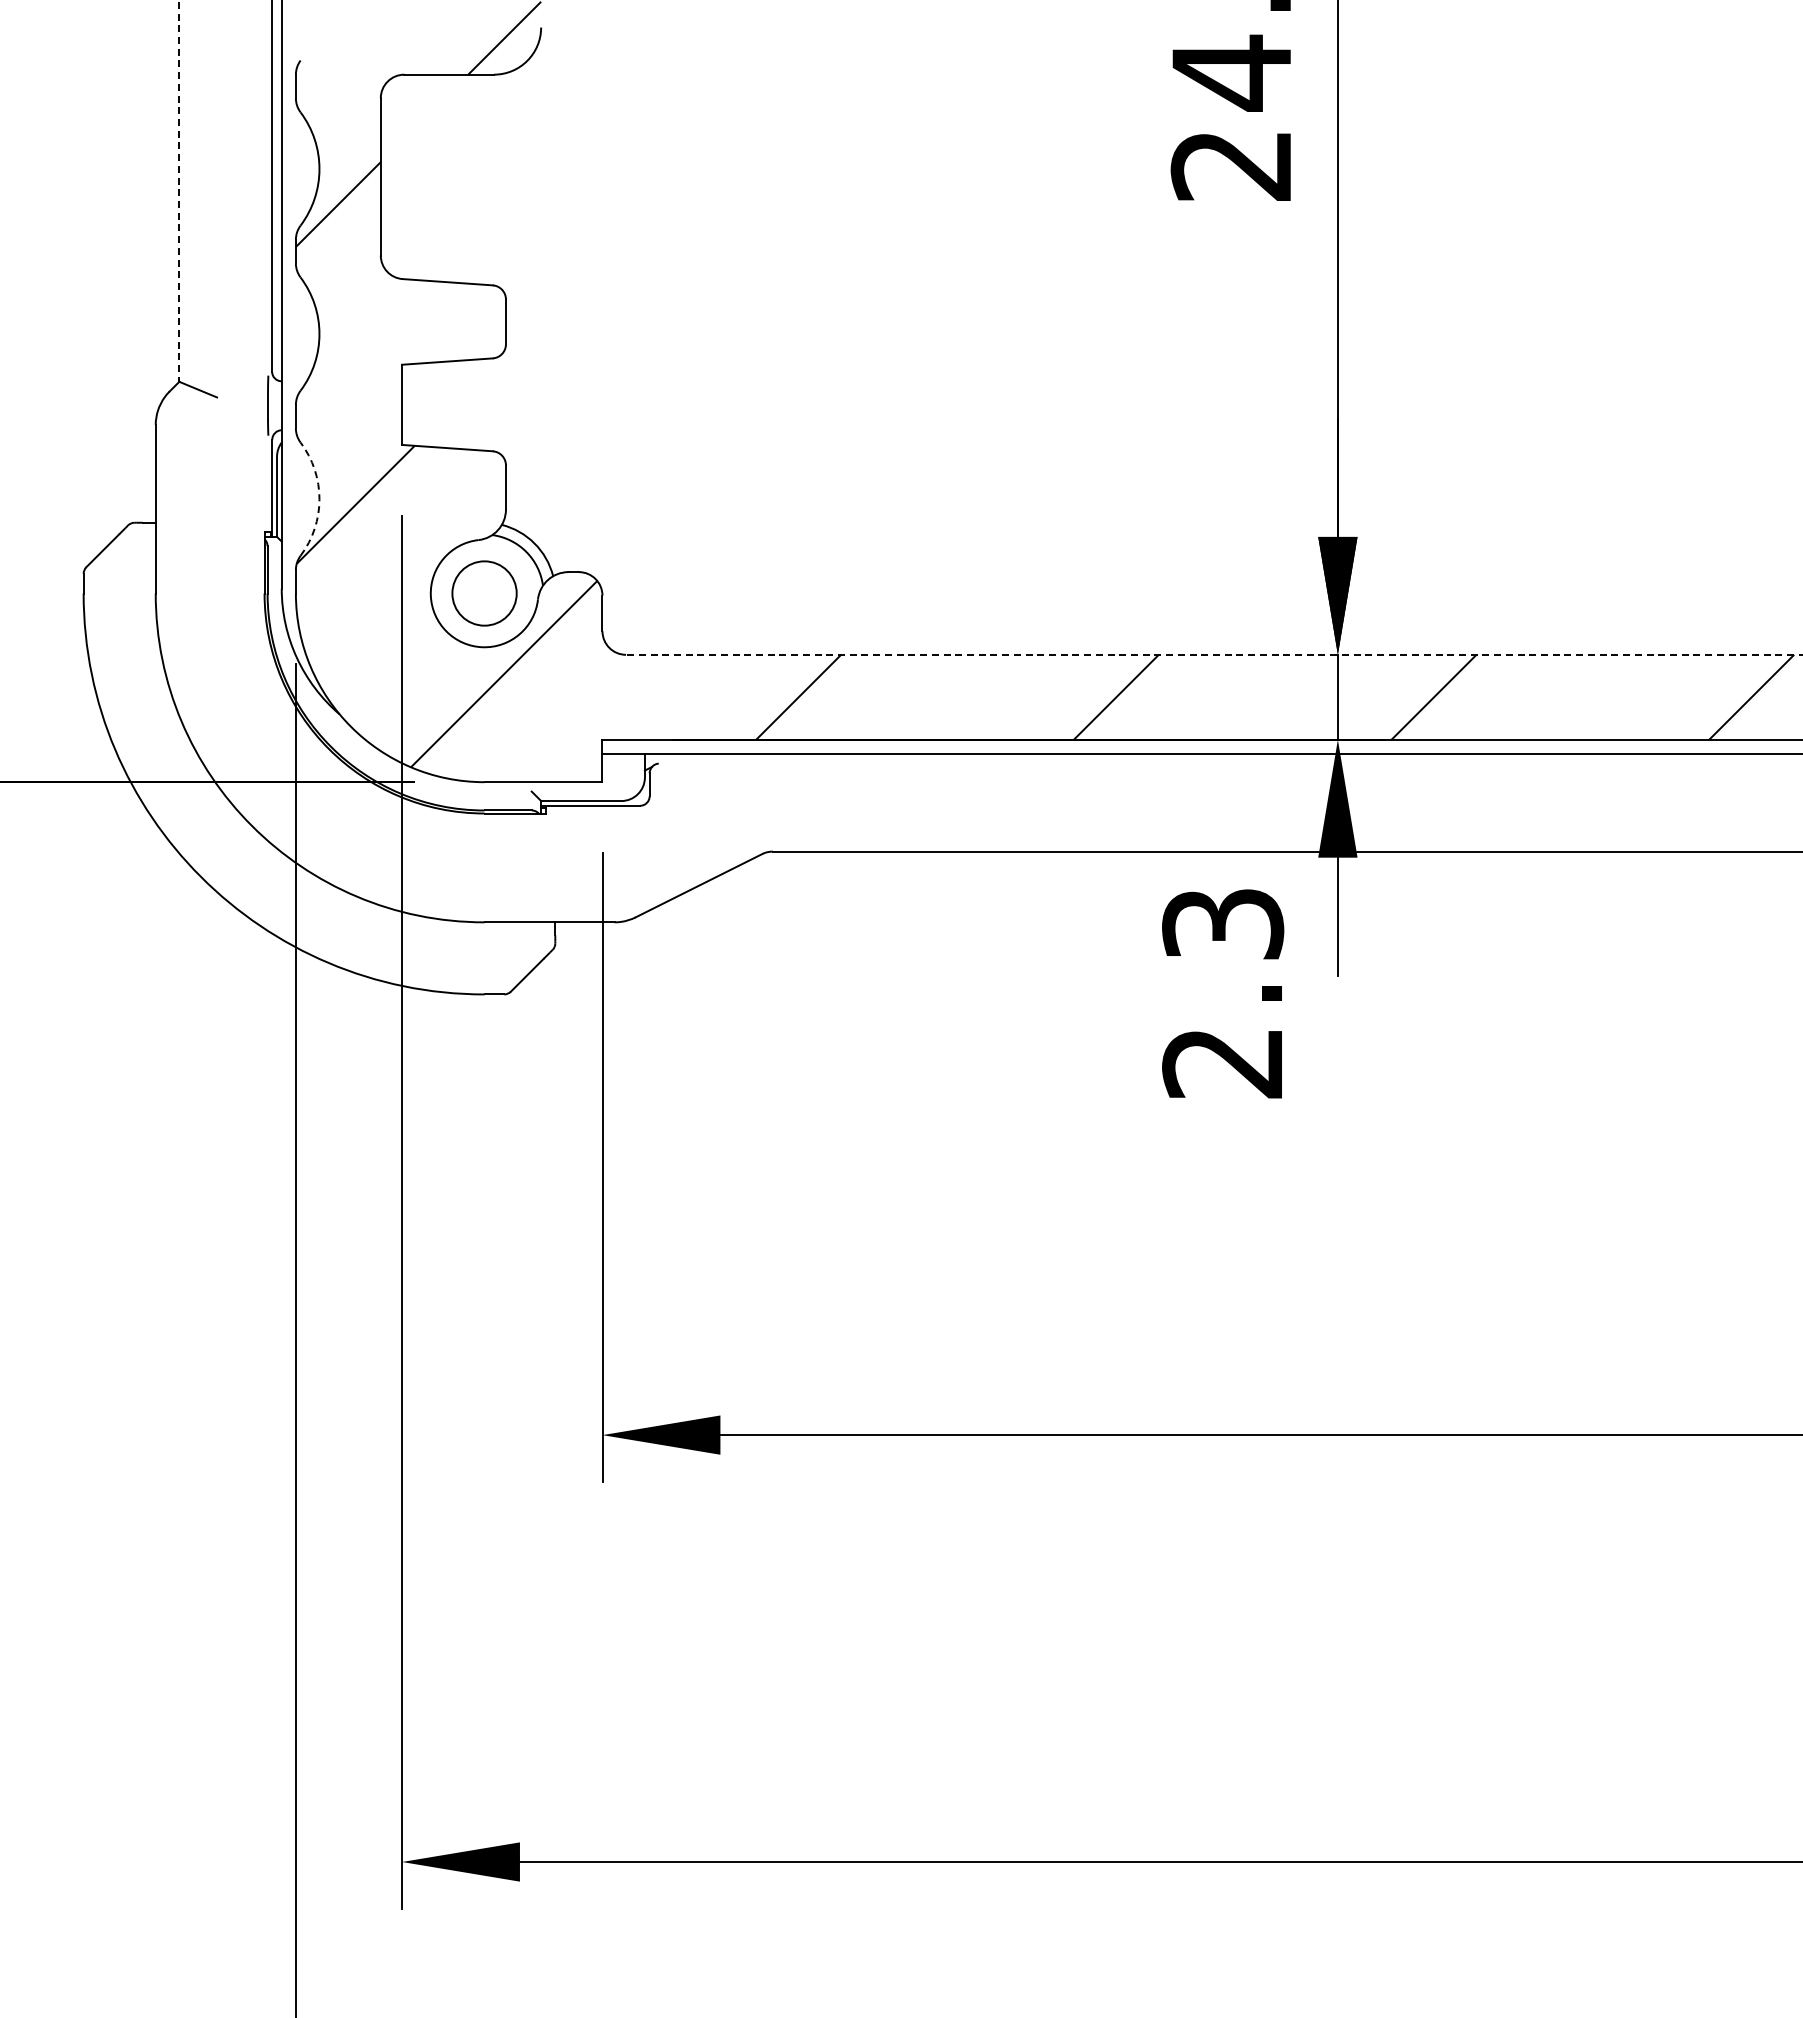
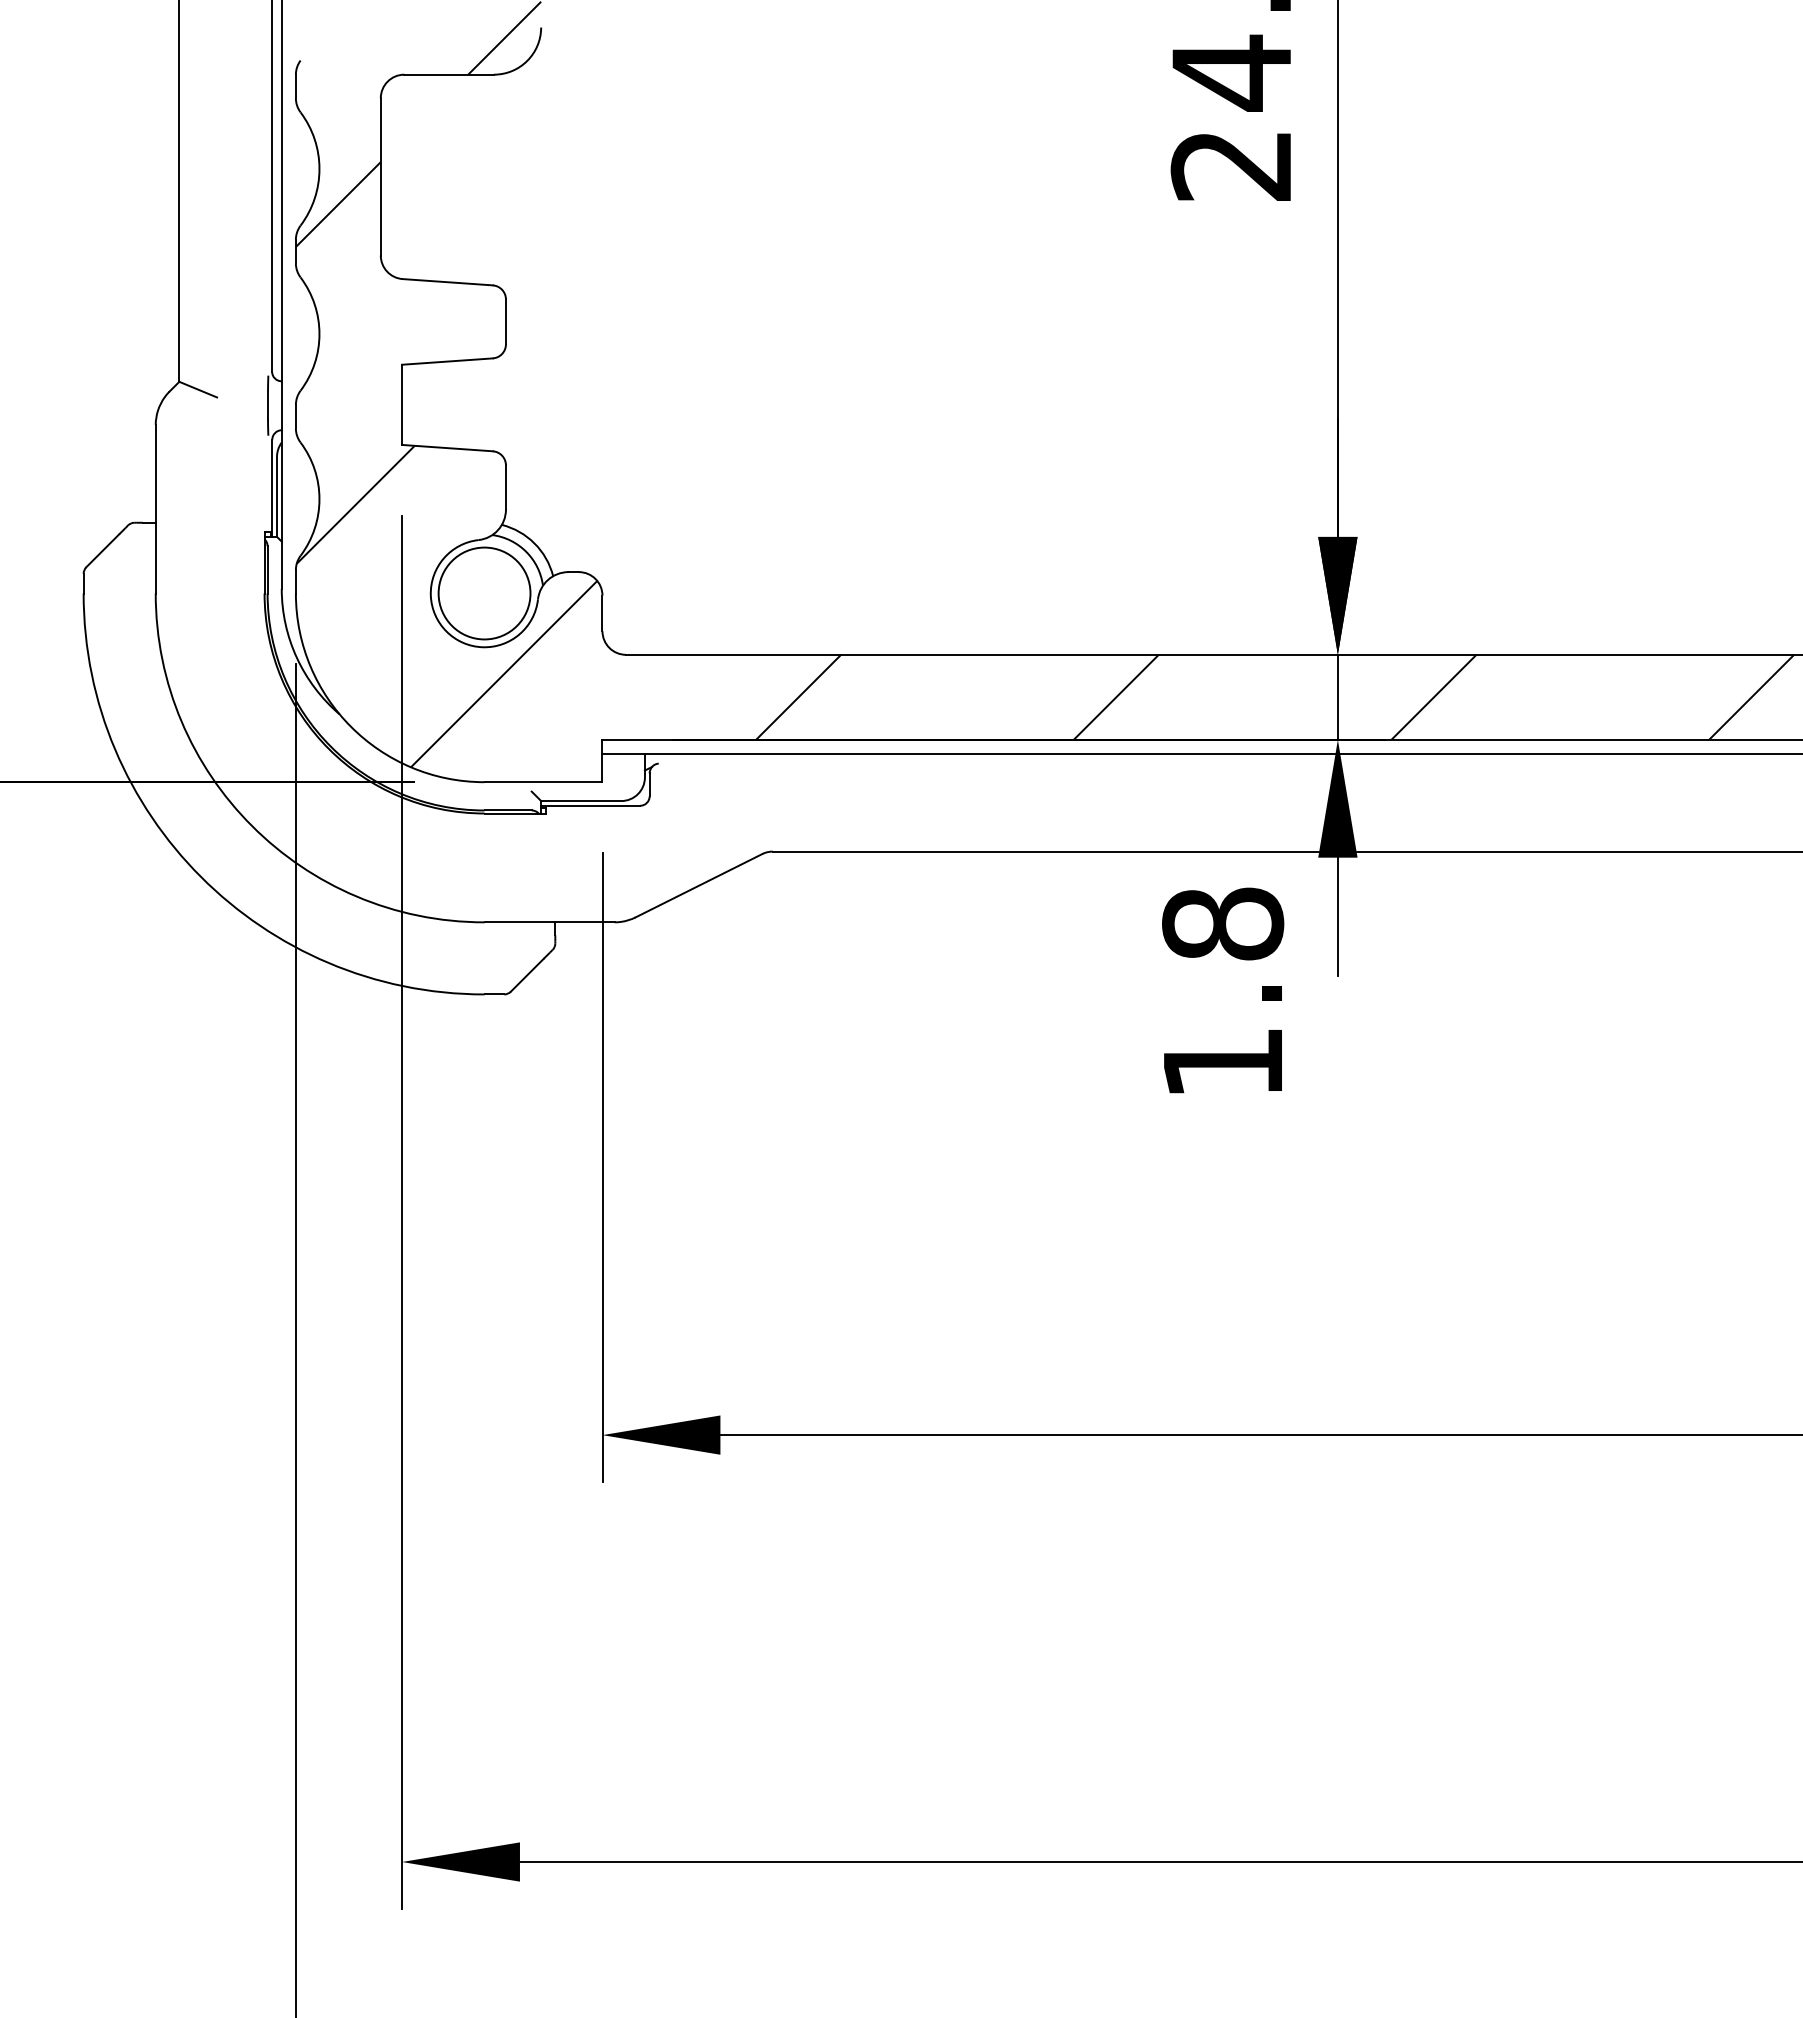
line: dashed -> solid (179, 191)
arc: dashed -> solid (319, 499)
circle diameter: 64 px -> 92 px (484, 593)
line: dashed -> solid (1213, 654)
text: 2.3 -> 1.8 (1223, 992)
